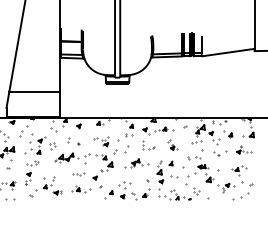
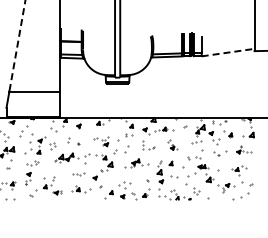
line: solid -> dashed (17, 46)
line: solid -> dashed (229, 52)
